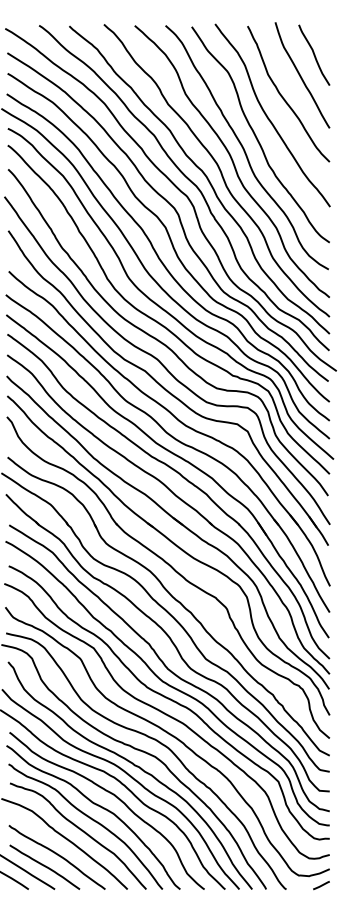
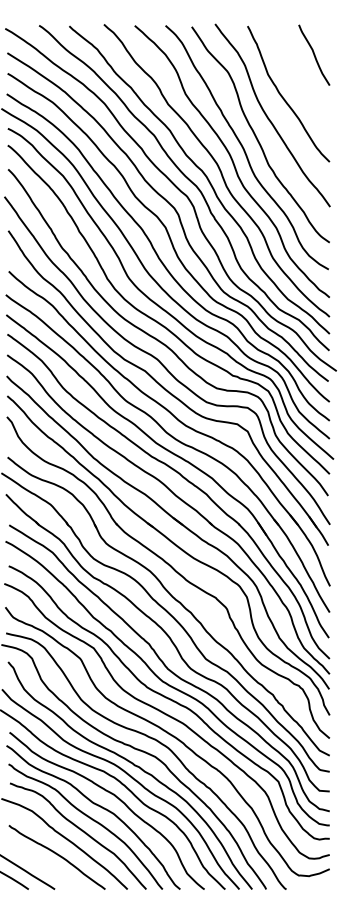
curve: present -> none (301, 75)
curve: present -> none (44, 866)
line: present -> none (321, 885)
